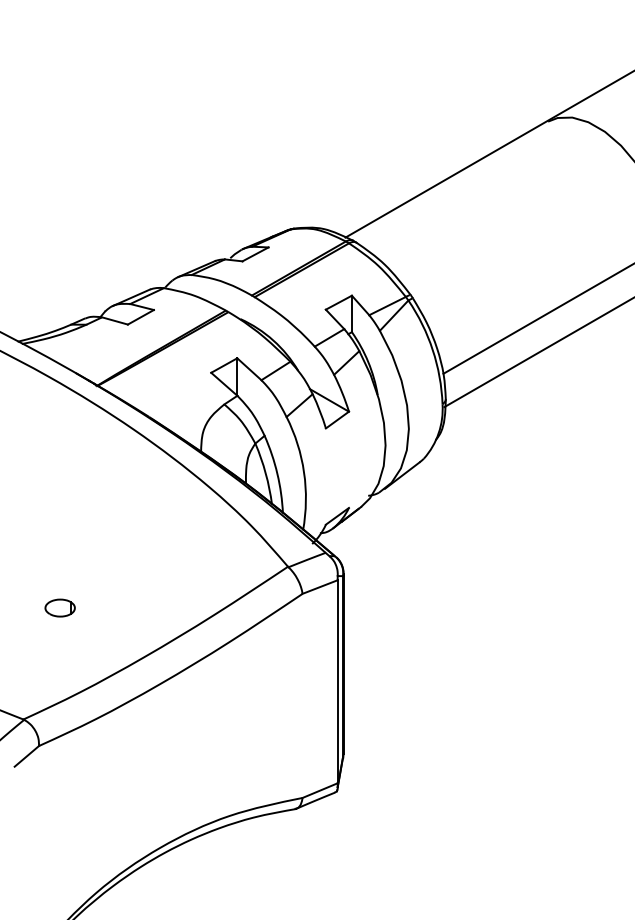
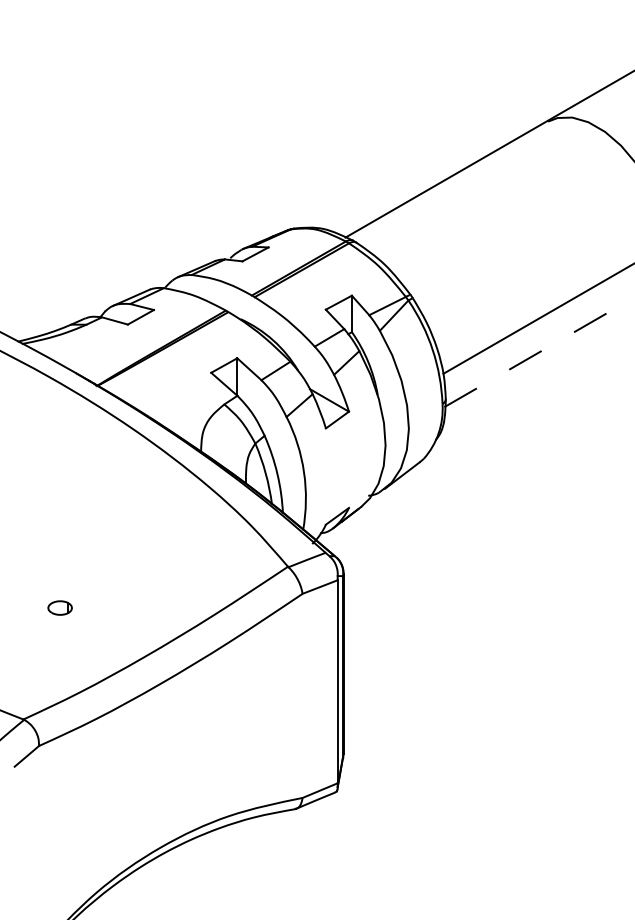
line: solid -> dashed (539, 352)
part size: 32x20 px -> 26x16 px (59, 607)
